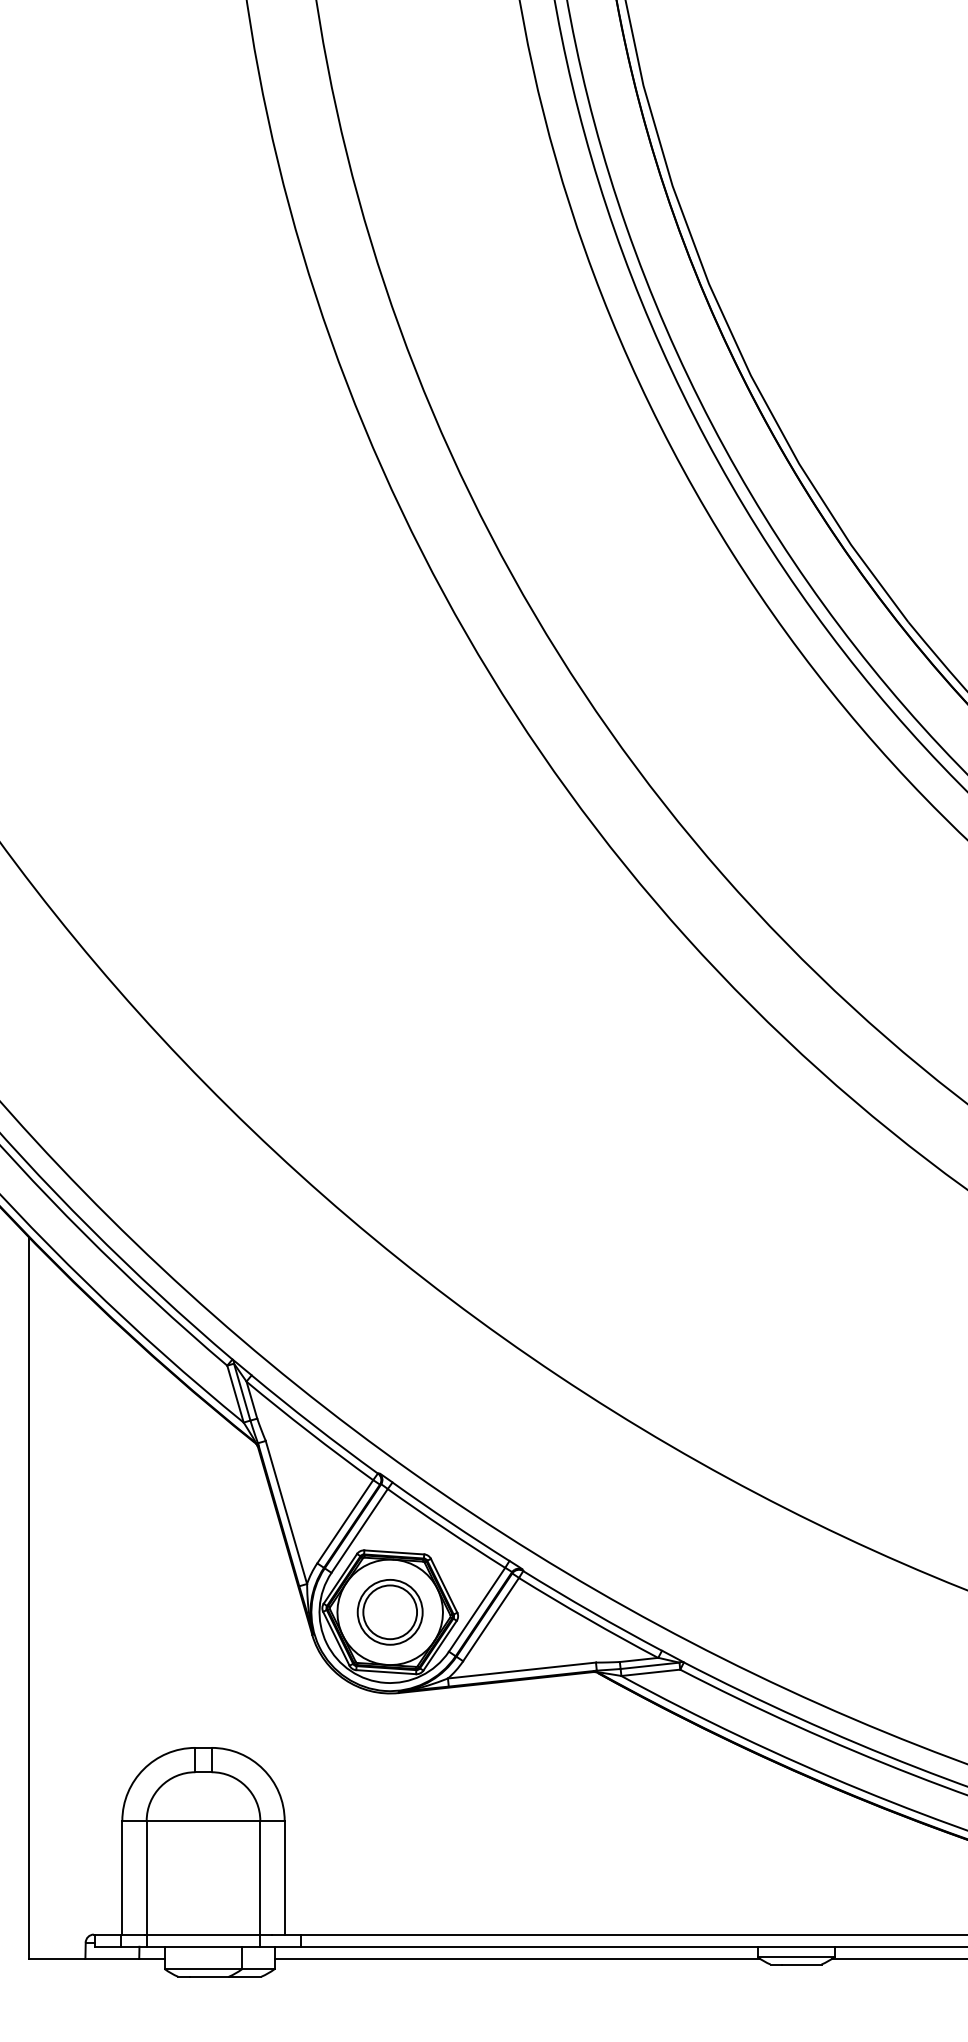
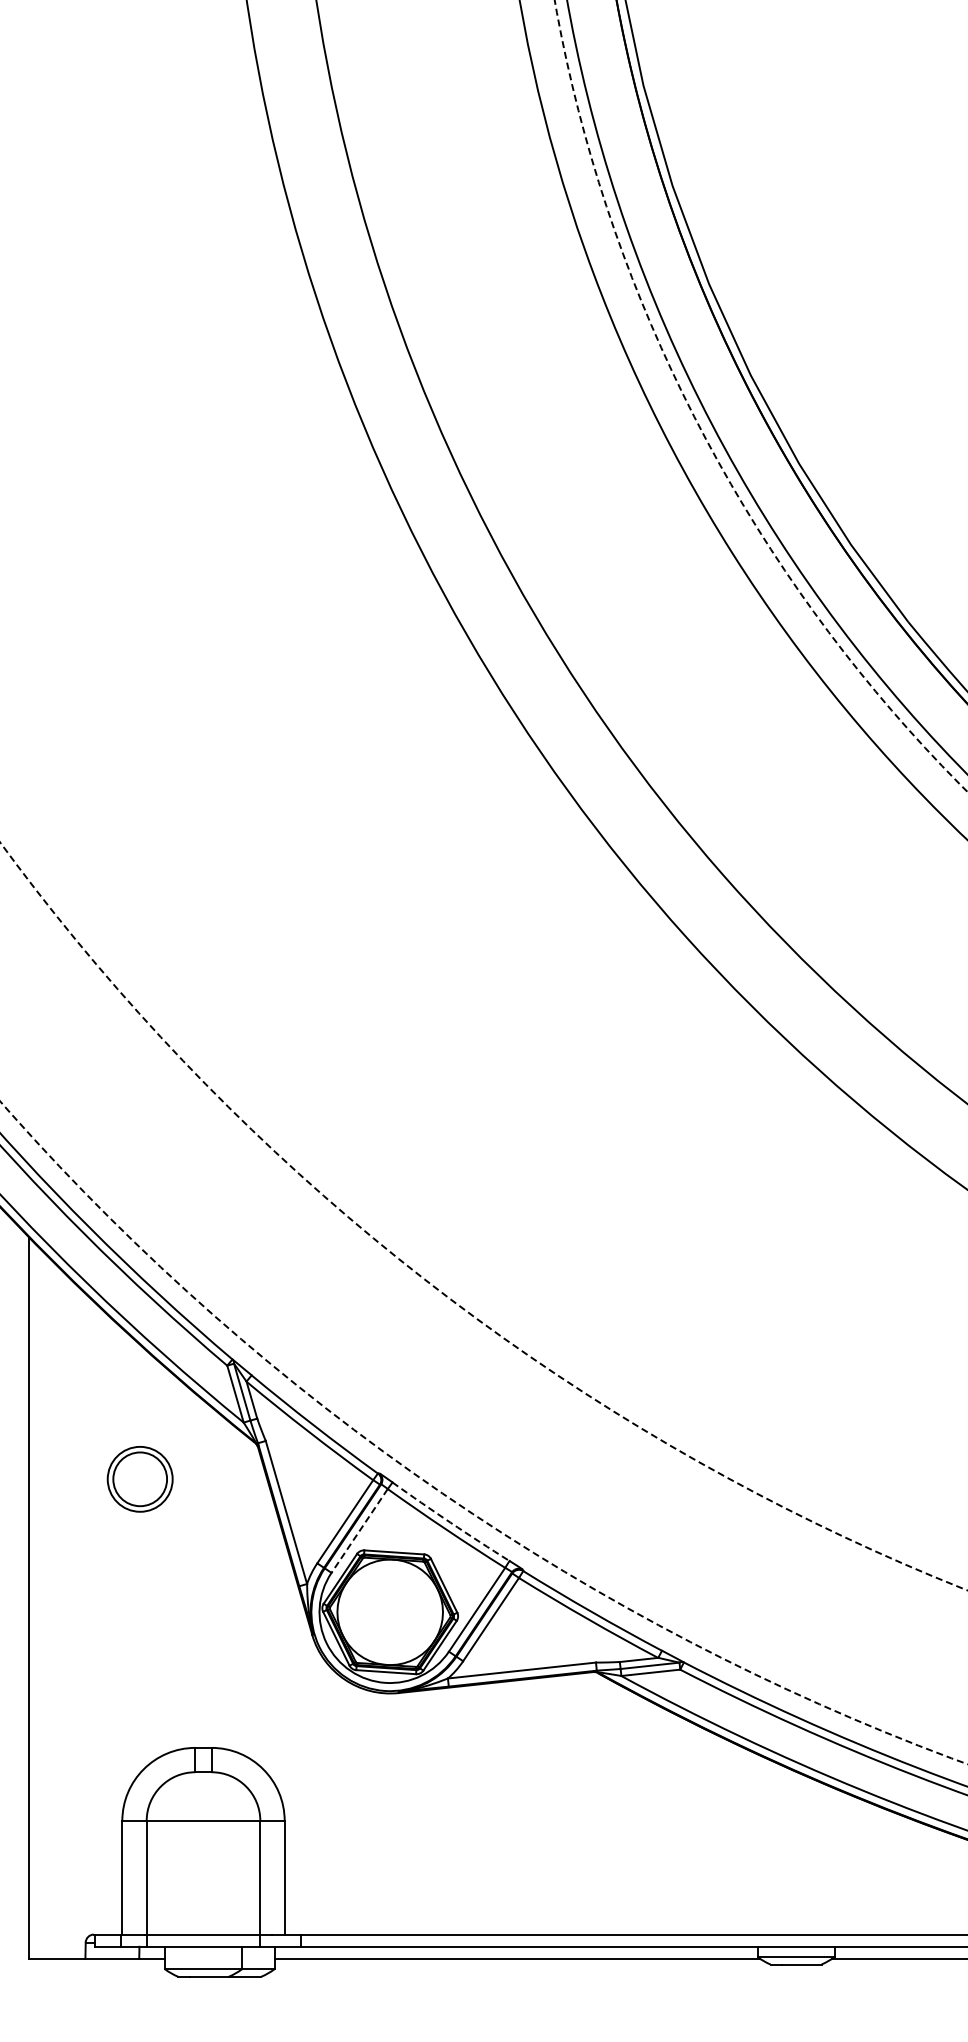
arc: solid -> dashed (700, 428)
arc: solid -> dashed (430, 1284)
arc: solid -> dashed (442, 1493)
arc: solid -> dashed (450, 1522)
line: solid -> dashed (359, 1531)
part position: (389, 1612) -> (139, 1479) (139, 1479)
